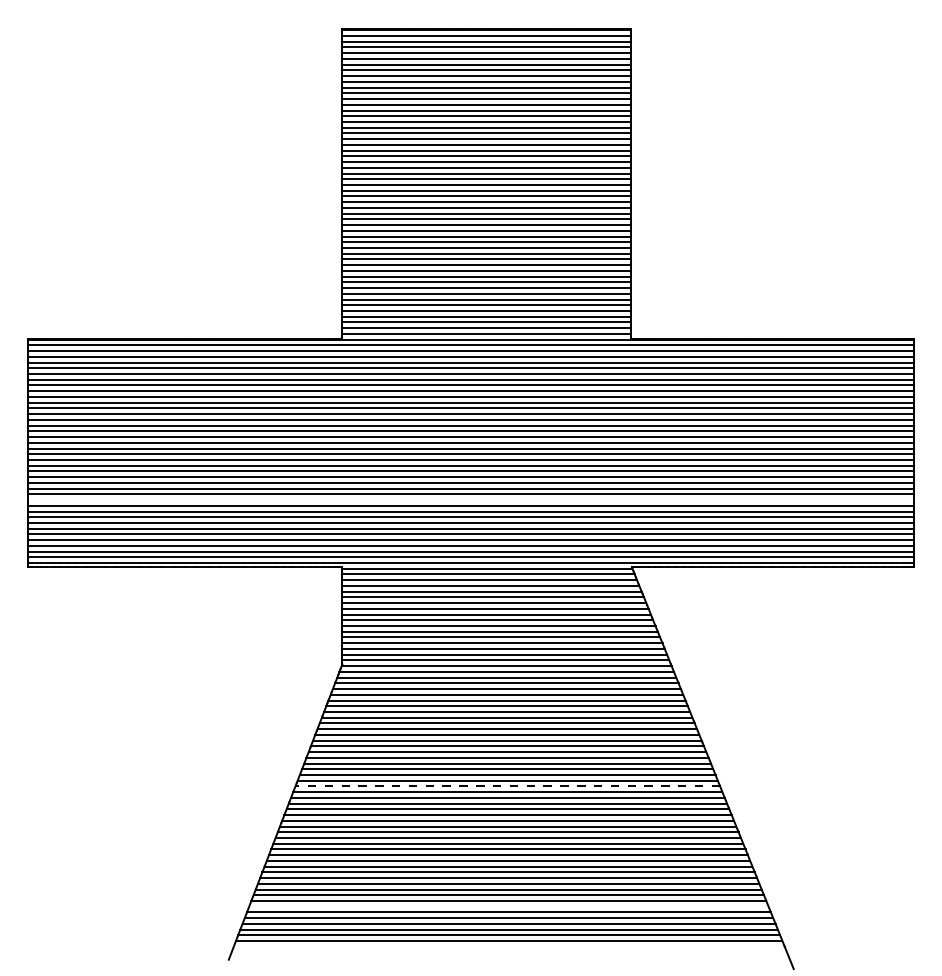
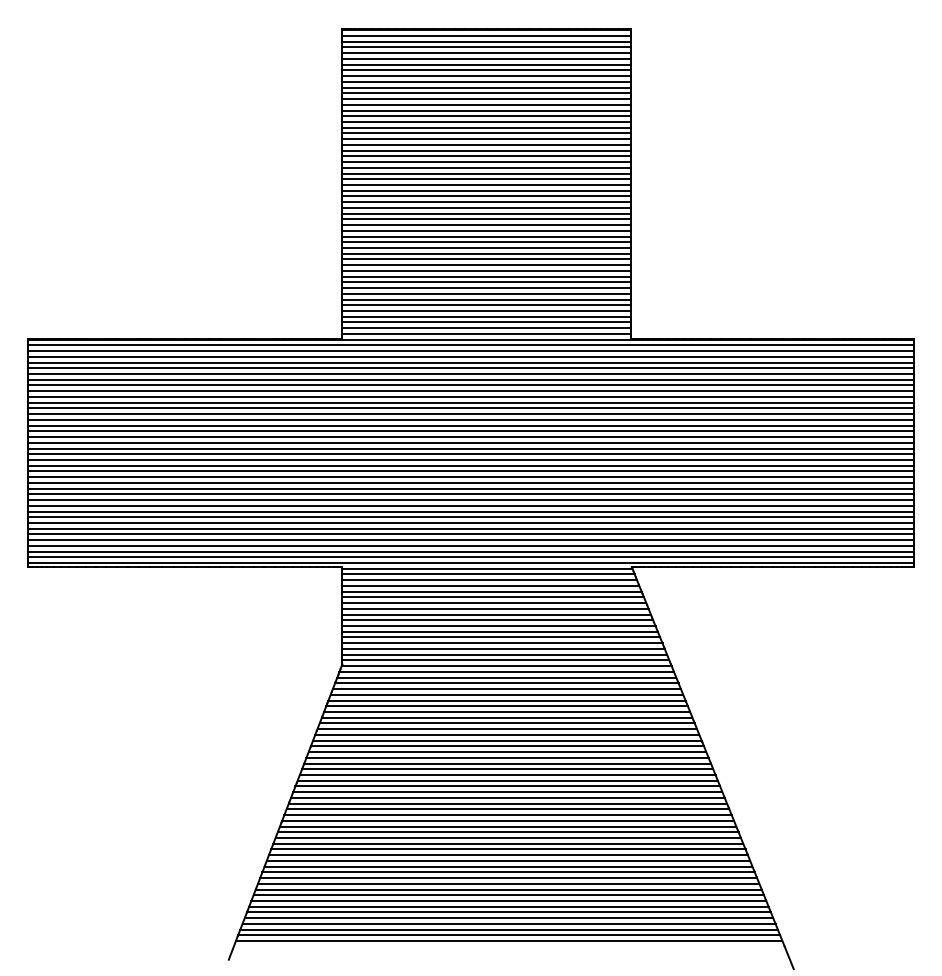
line: none -> present (470, 500)
line: dashed -> solid (507, 786)
line: none -> present (508, 906)
